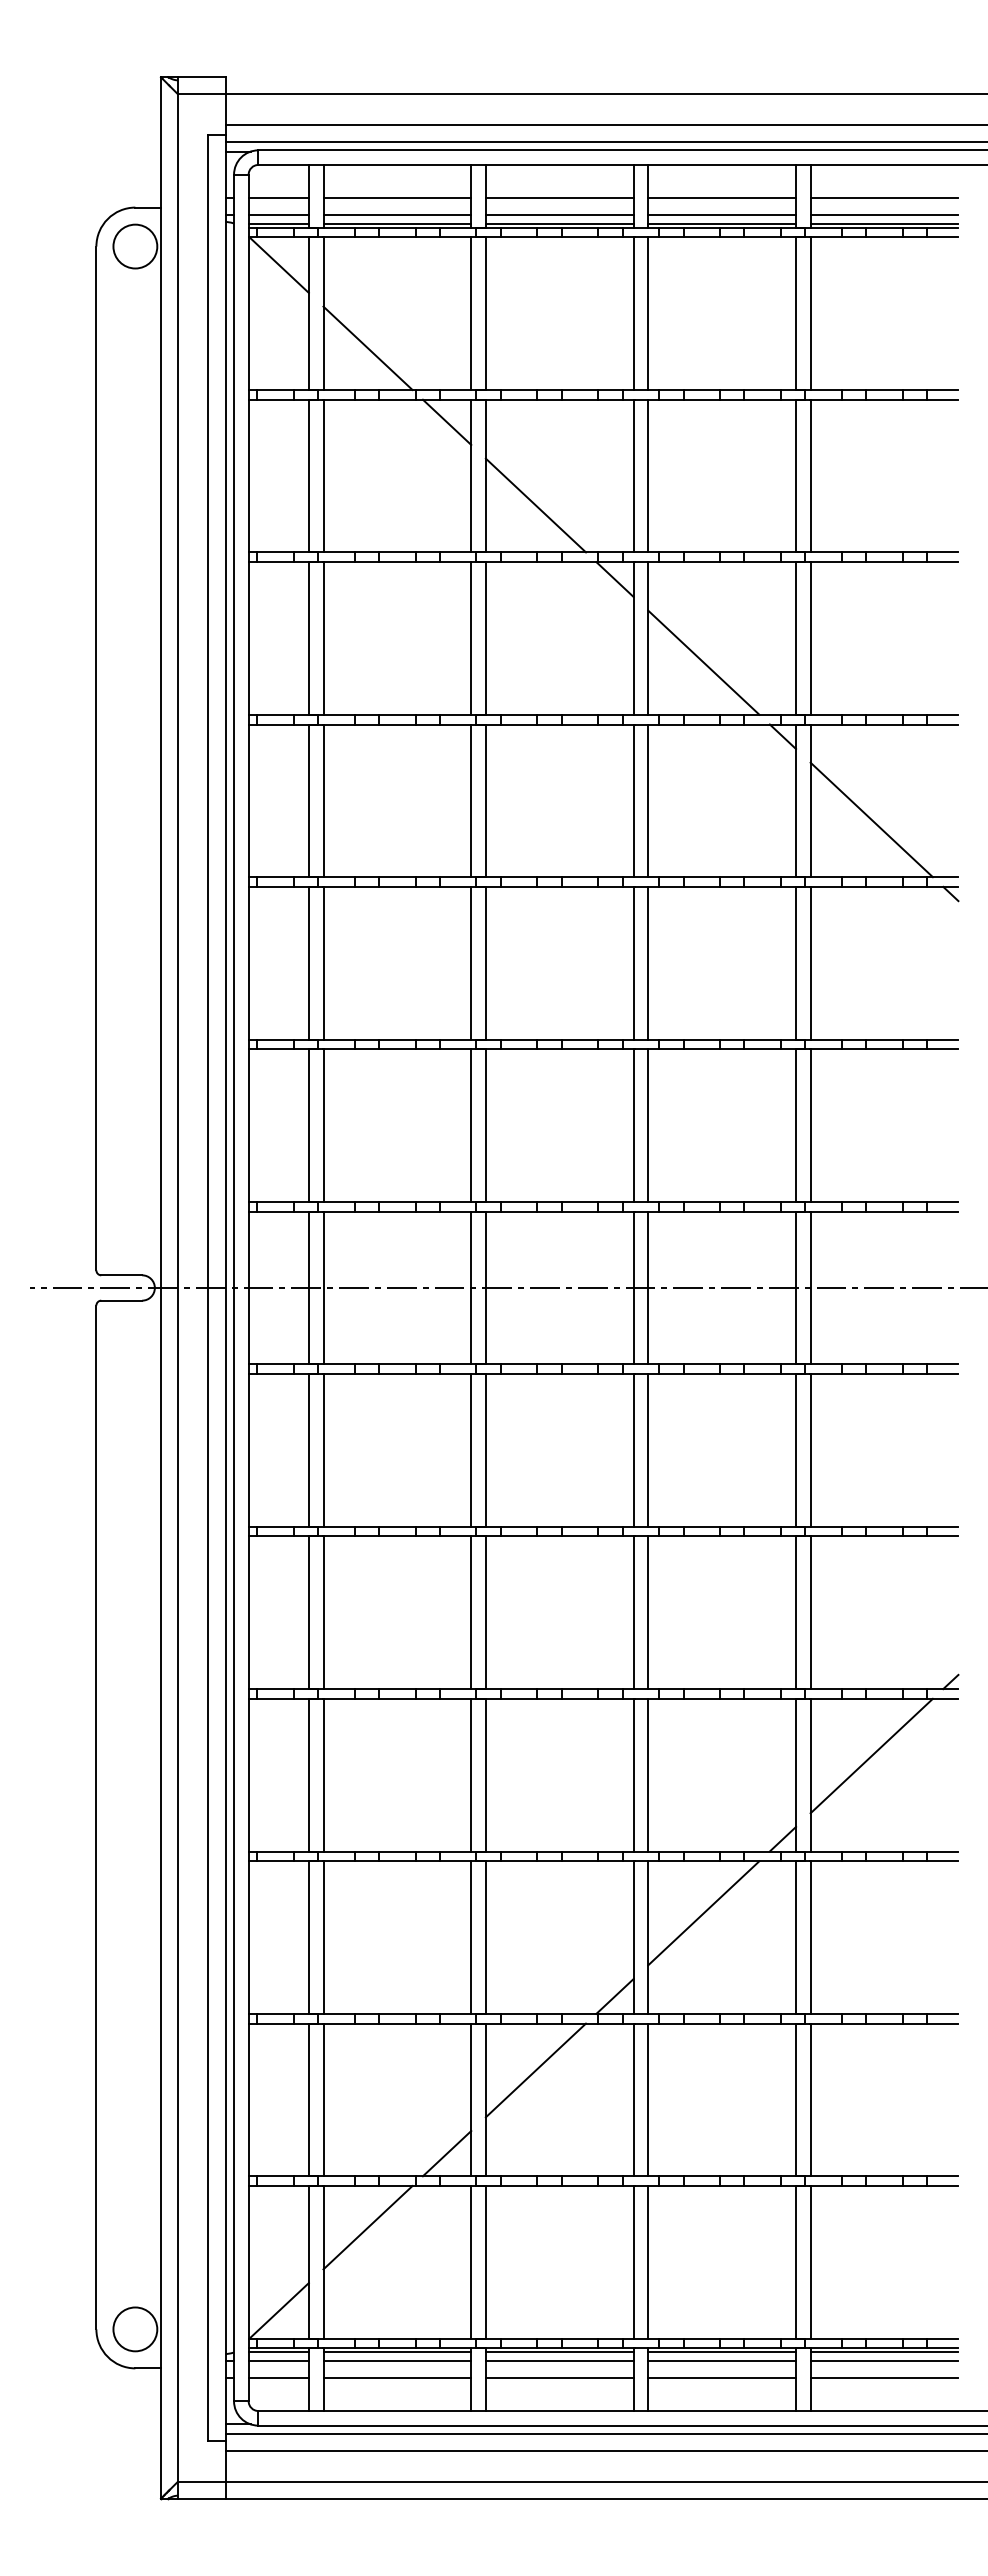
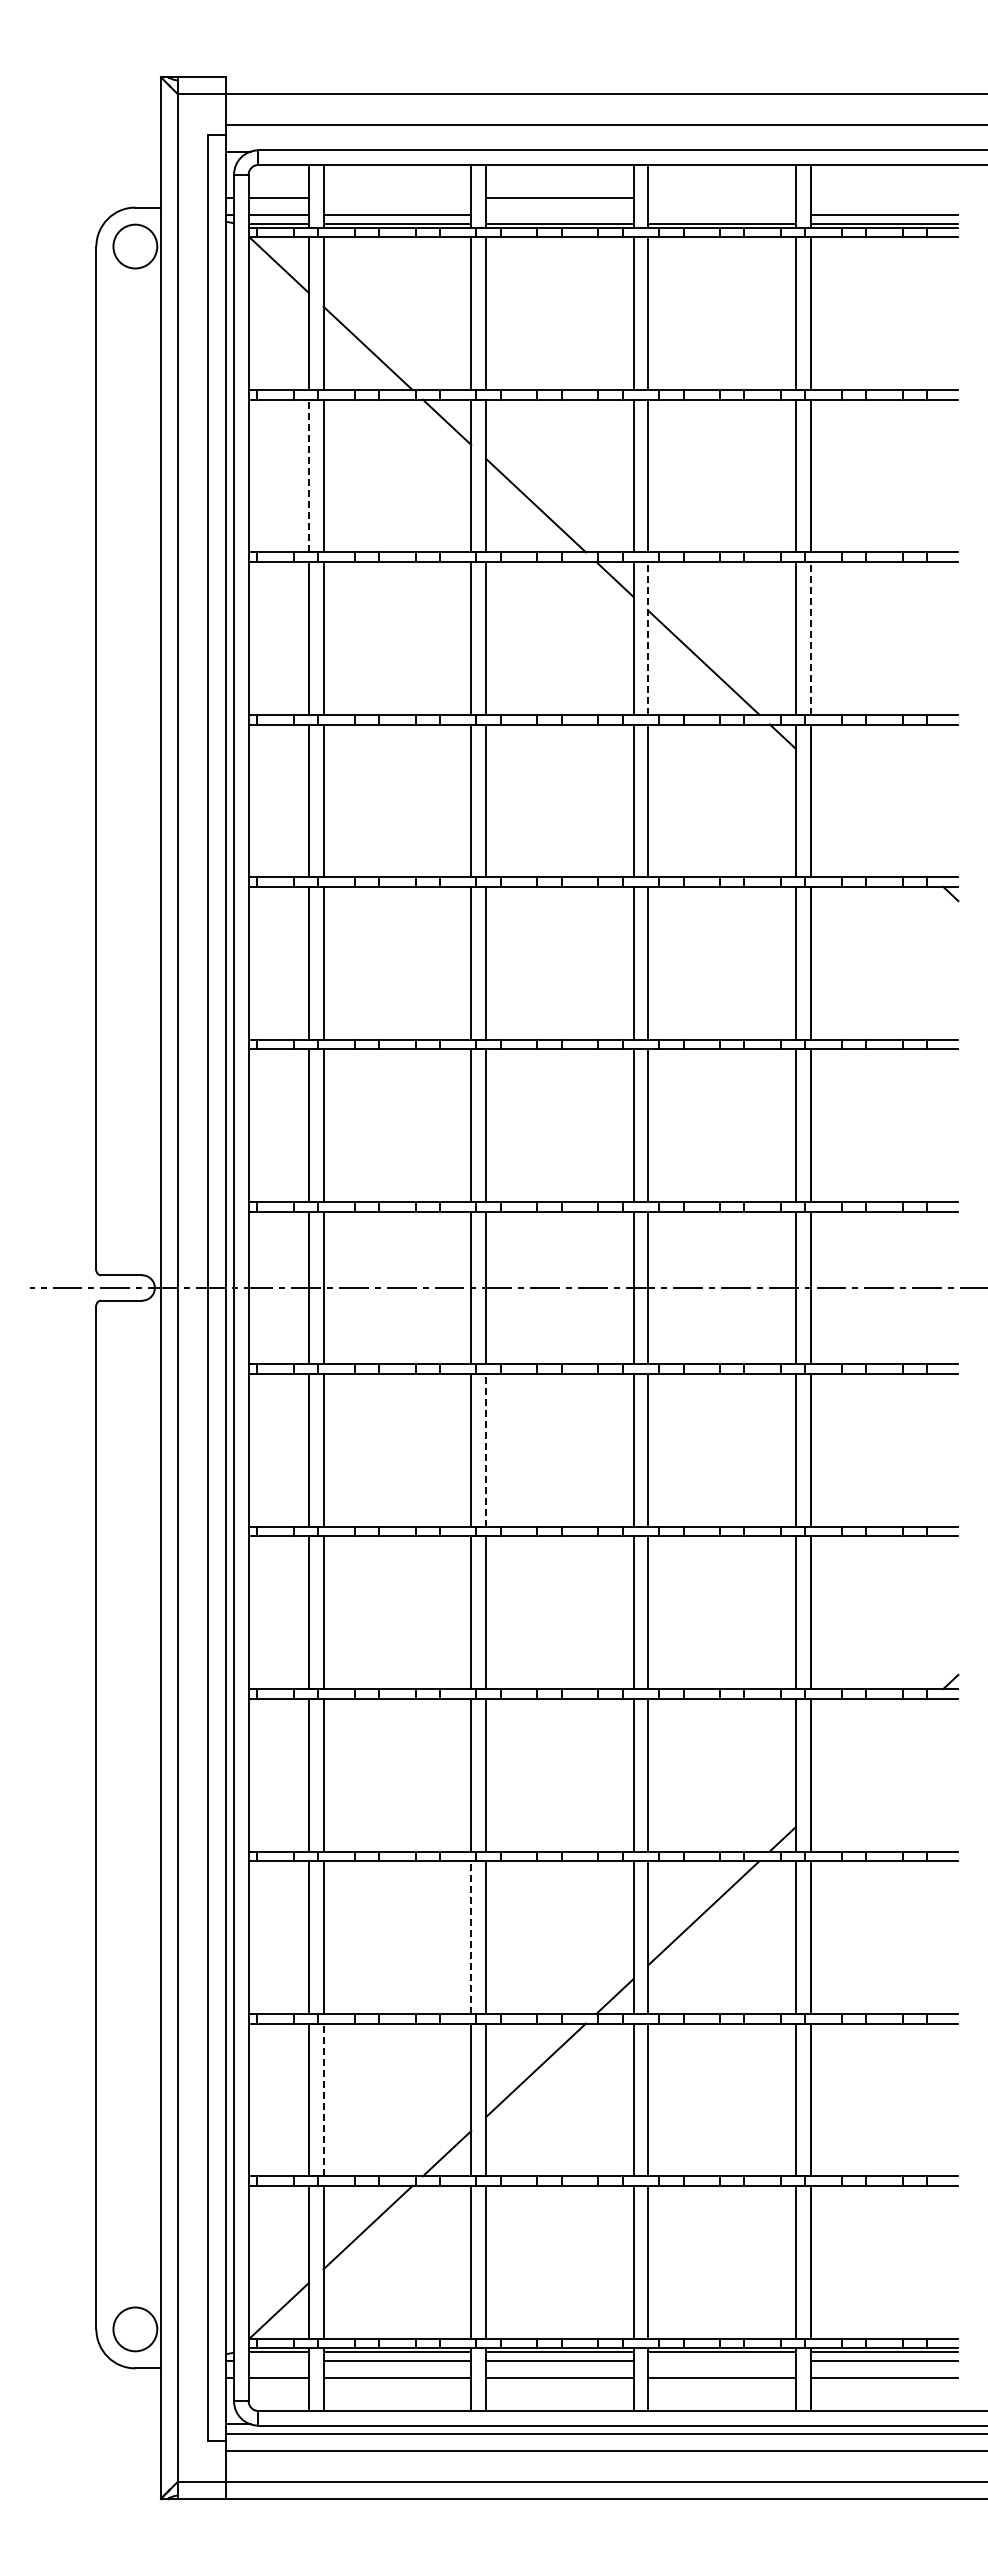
line: present -> none (604, 141)
line: present -> none (397, 197)
line: present -> none (722, 197)
line: present -> none (884, 197)
line: present -> none (559, 214)
line: present -> none (722, 214)
line: solid -> dashed (308, 475)
line: solid -> dashed (648, 637)
line: solid -> dashed (810, 637)
line: present -> none (871, 819)
line: solid -> dashed (485, 1449)
line: present -> none (871, 1755)
line: solid -> dashed (471, 1937)
line: solid -> dashed (323, 2099)
line: present -> none (278, 2361)
line: present -> none (722, 2361)
